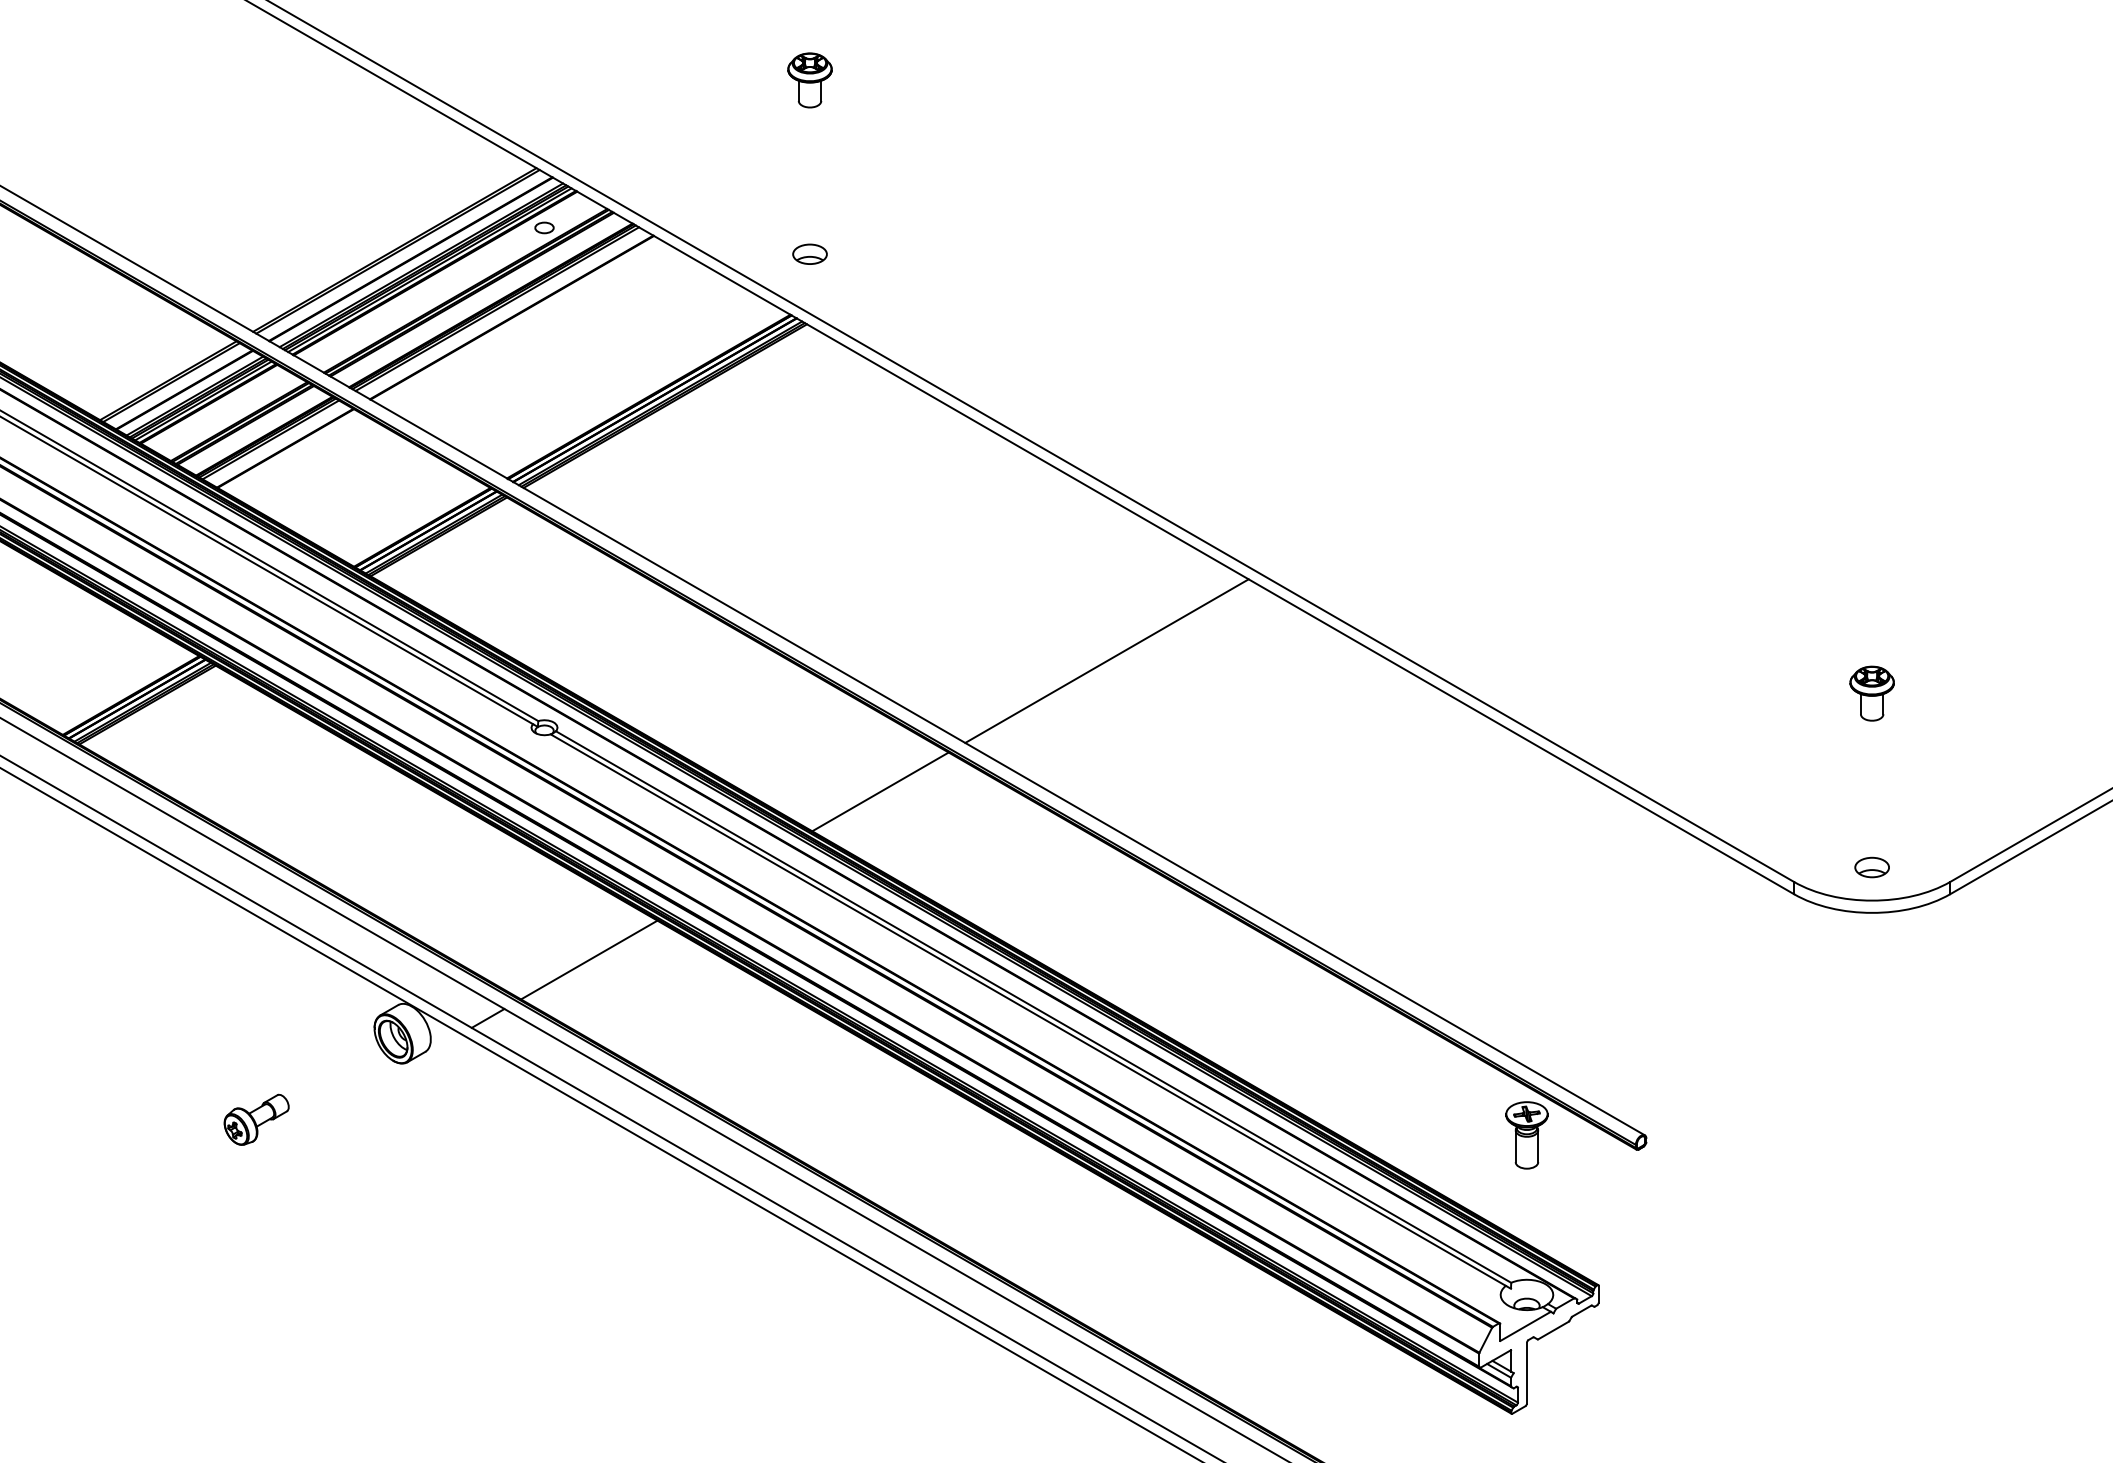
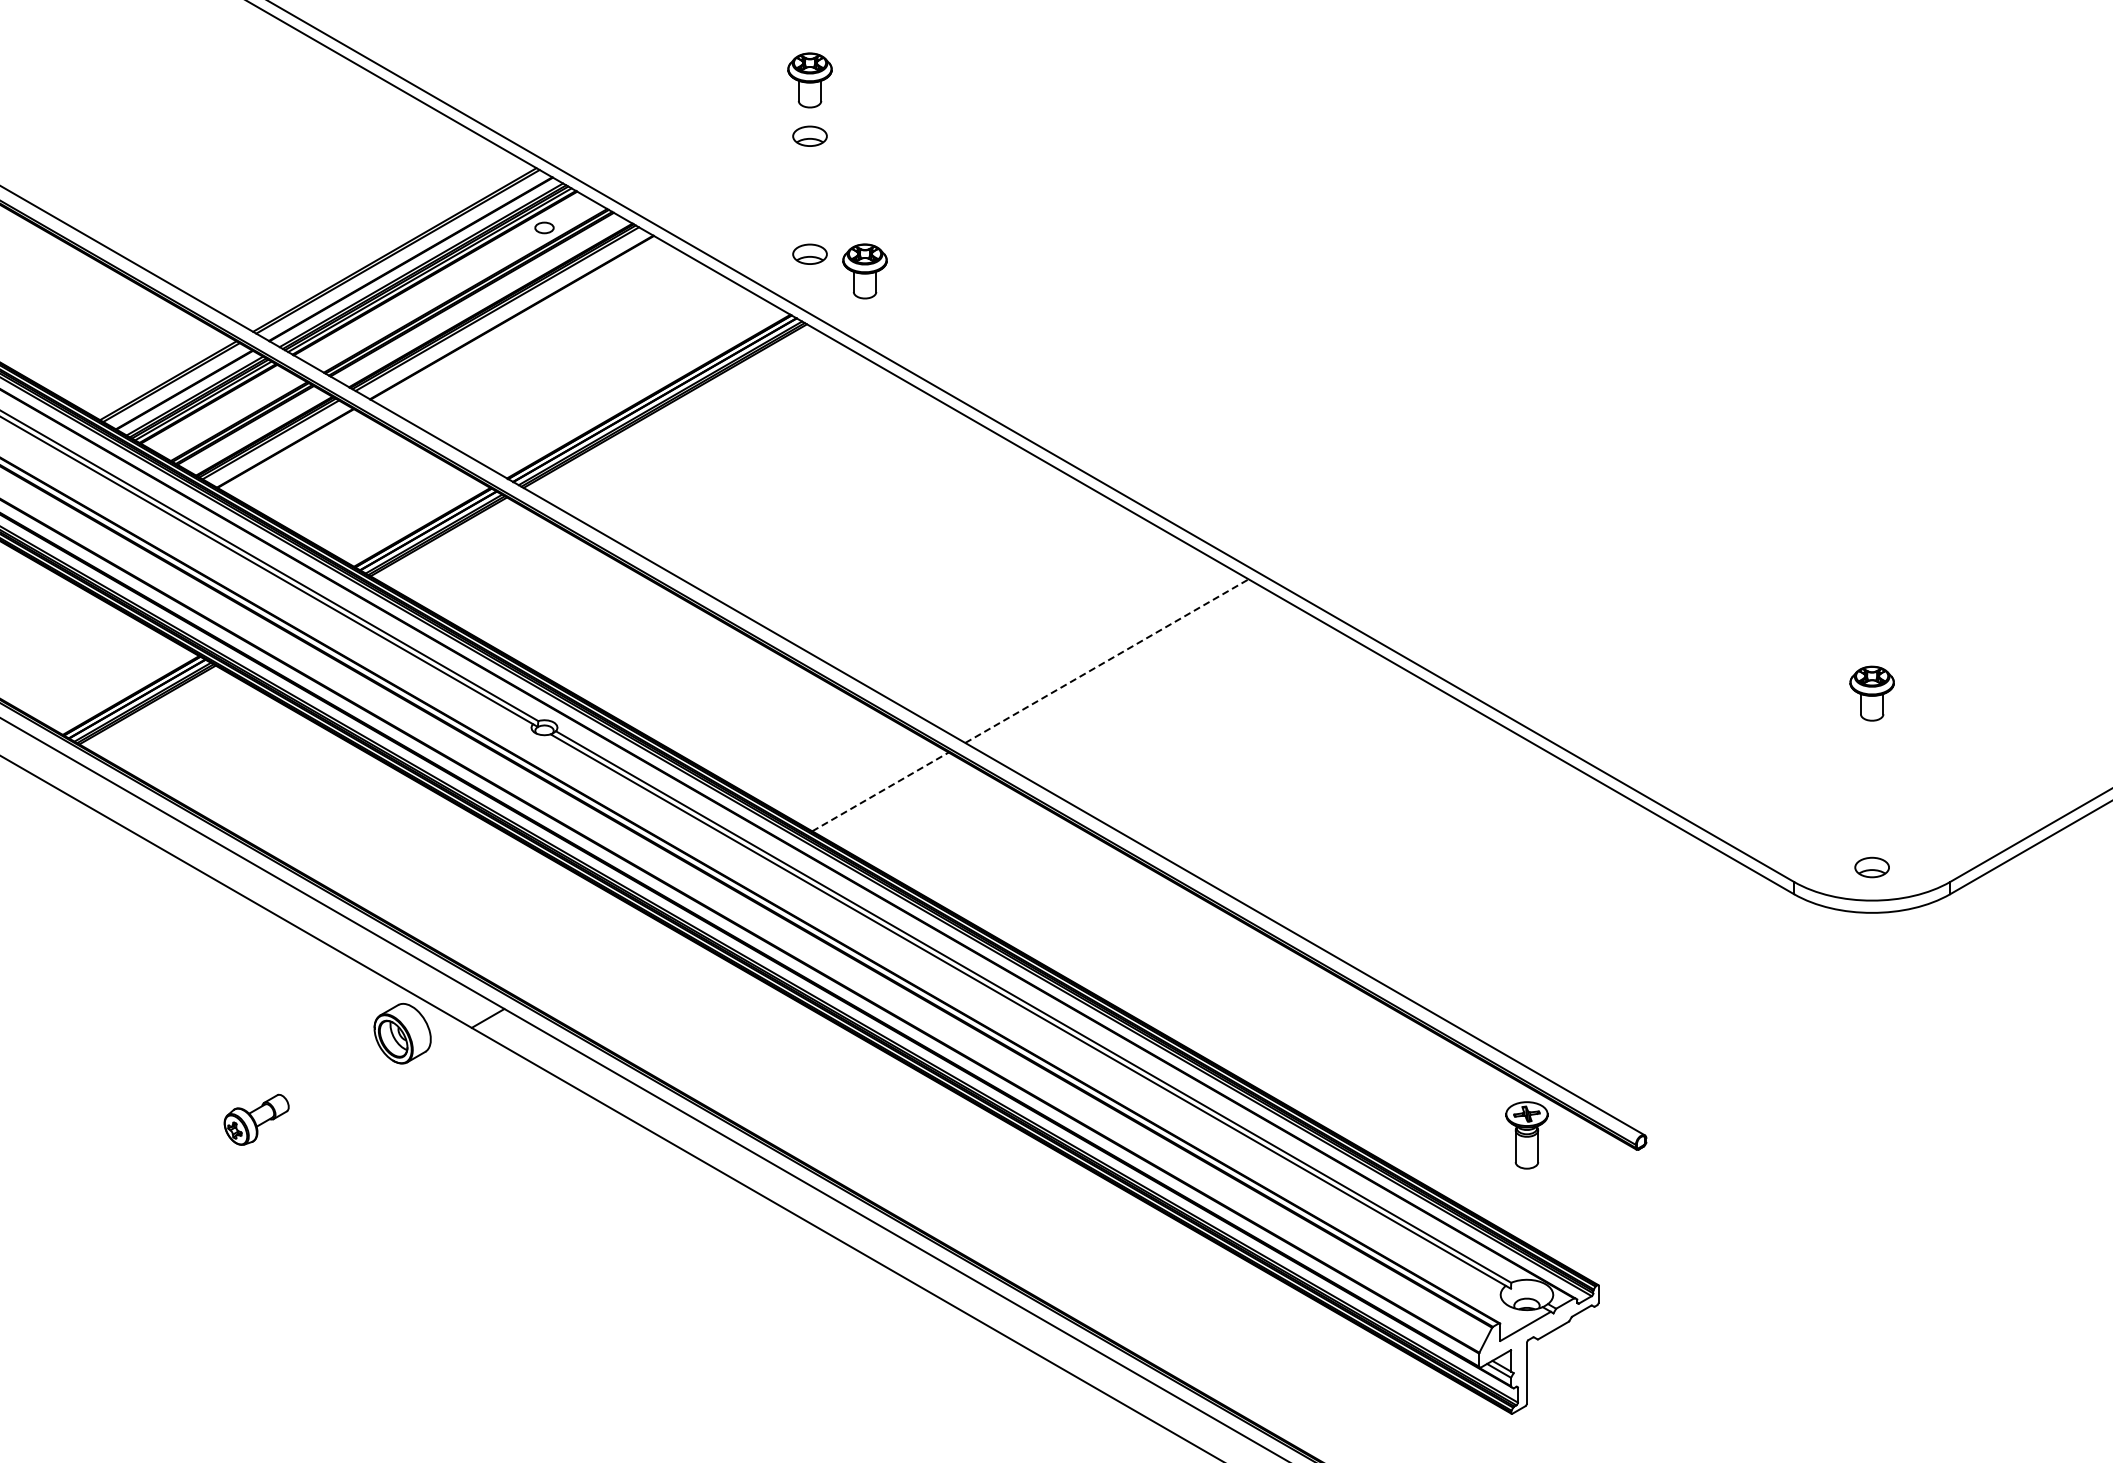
part: none -> present (809, 135)
part: none -> present (864, 271)
line: solid -> dashed (1107, 661)
line: solid -> dashed (880, 791)
line: present -> none (589, 959)
line: present -> none (600, 1114)
